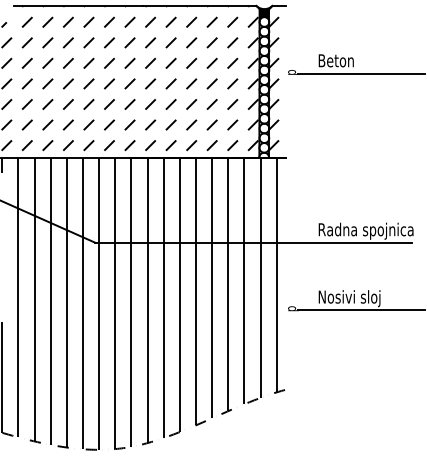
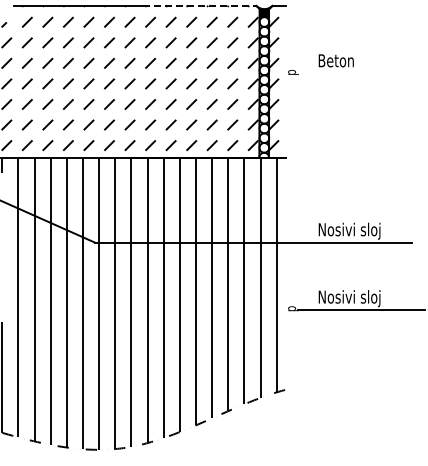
line: solid -> dashed (200, 5)
line: present -> none (361, 73)
text: Radna spojnica -> Nosivi sloj (366, 230)
